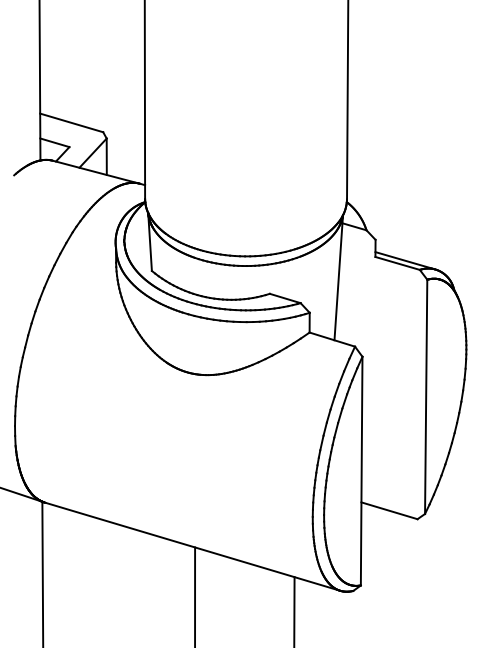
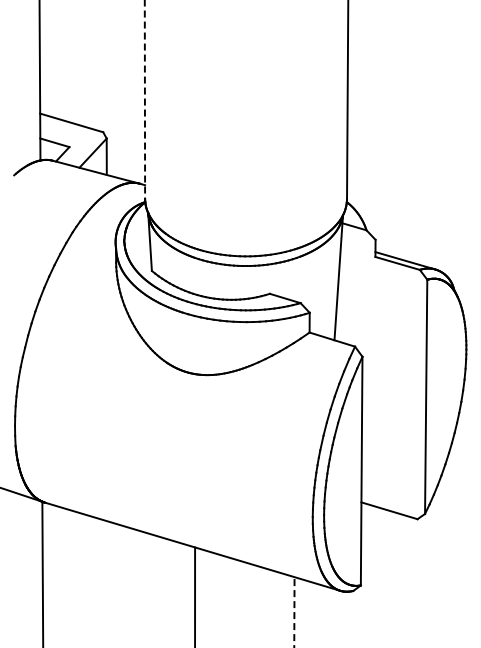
line: solid -> dashed (144, 100)
line: solid -> dashed (294, 612)
